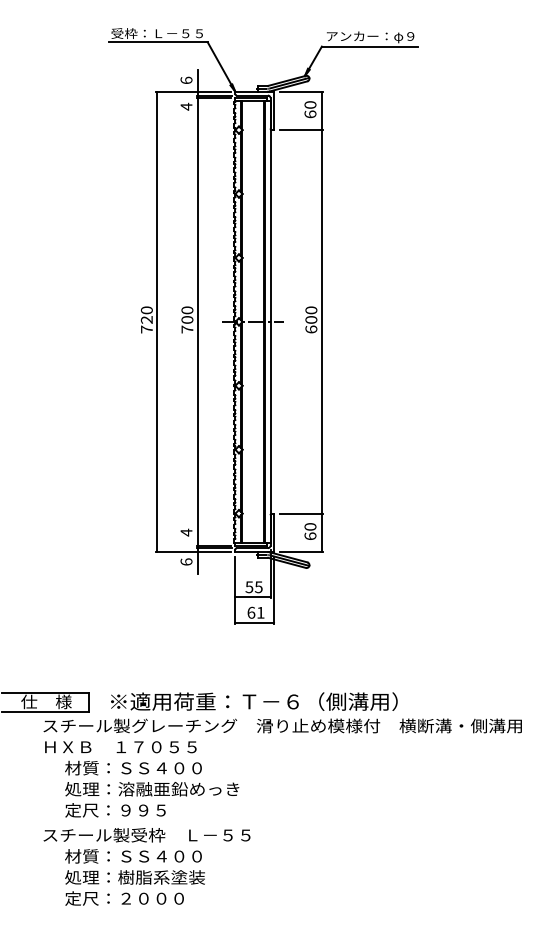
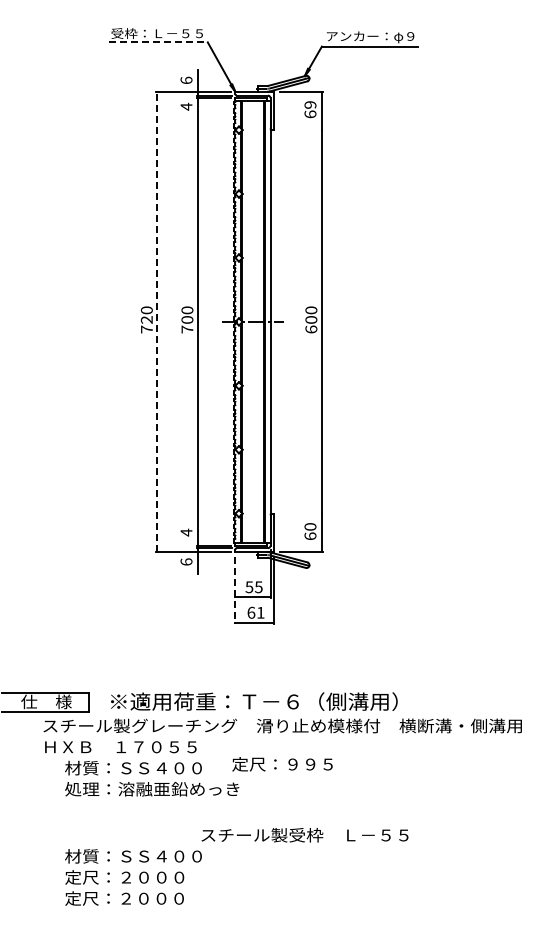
line: solid -> dashed (158, 42)
text: 60 -> 69 (310, 104)
line: present -> none (301, 130)
line: solid -> dashed (157, 321)
line: present -> none (301, 513)
line: solid -> dashed (235, 590)
text position: (115, 810) -> (282, 764) (282, 764)
text position: (146, 835) -> (304, 835) (304, 835)
text: 処理：樹脂系塗装 -> 定尺：２０００ (134, 877)
